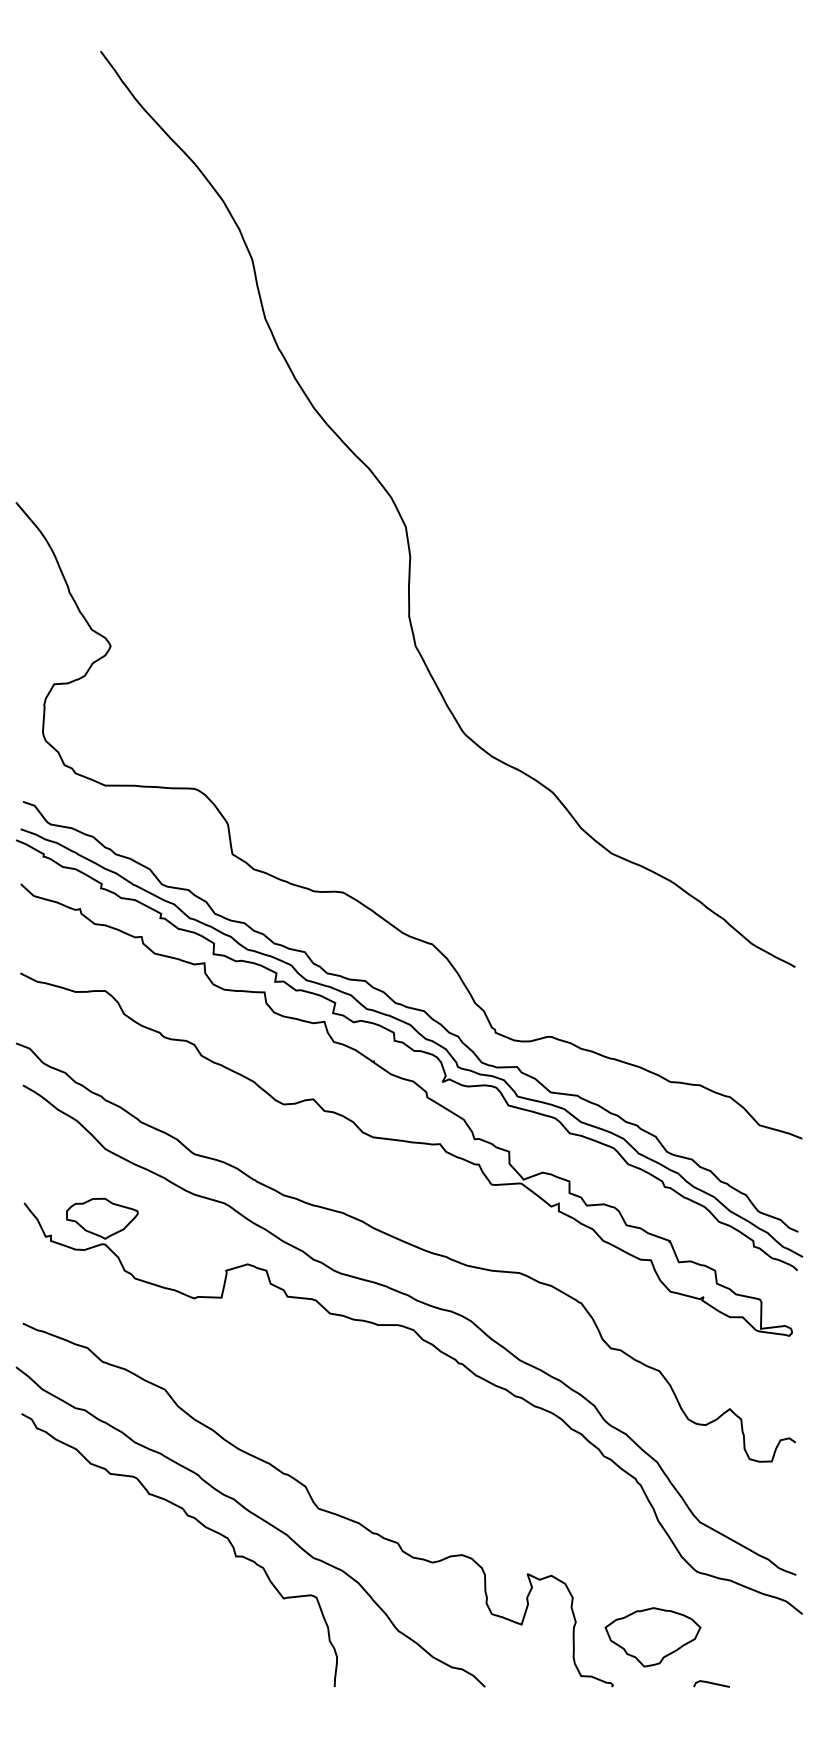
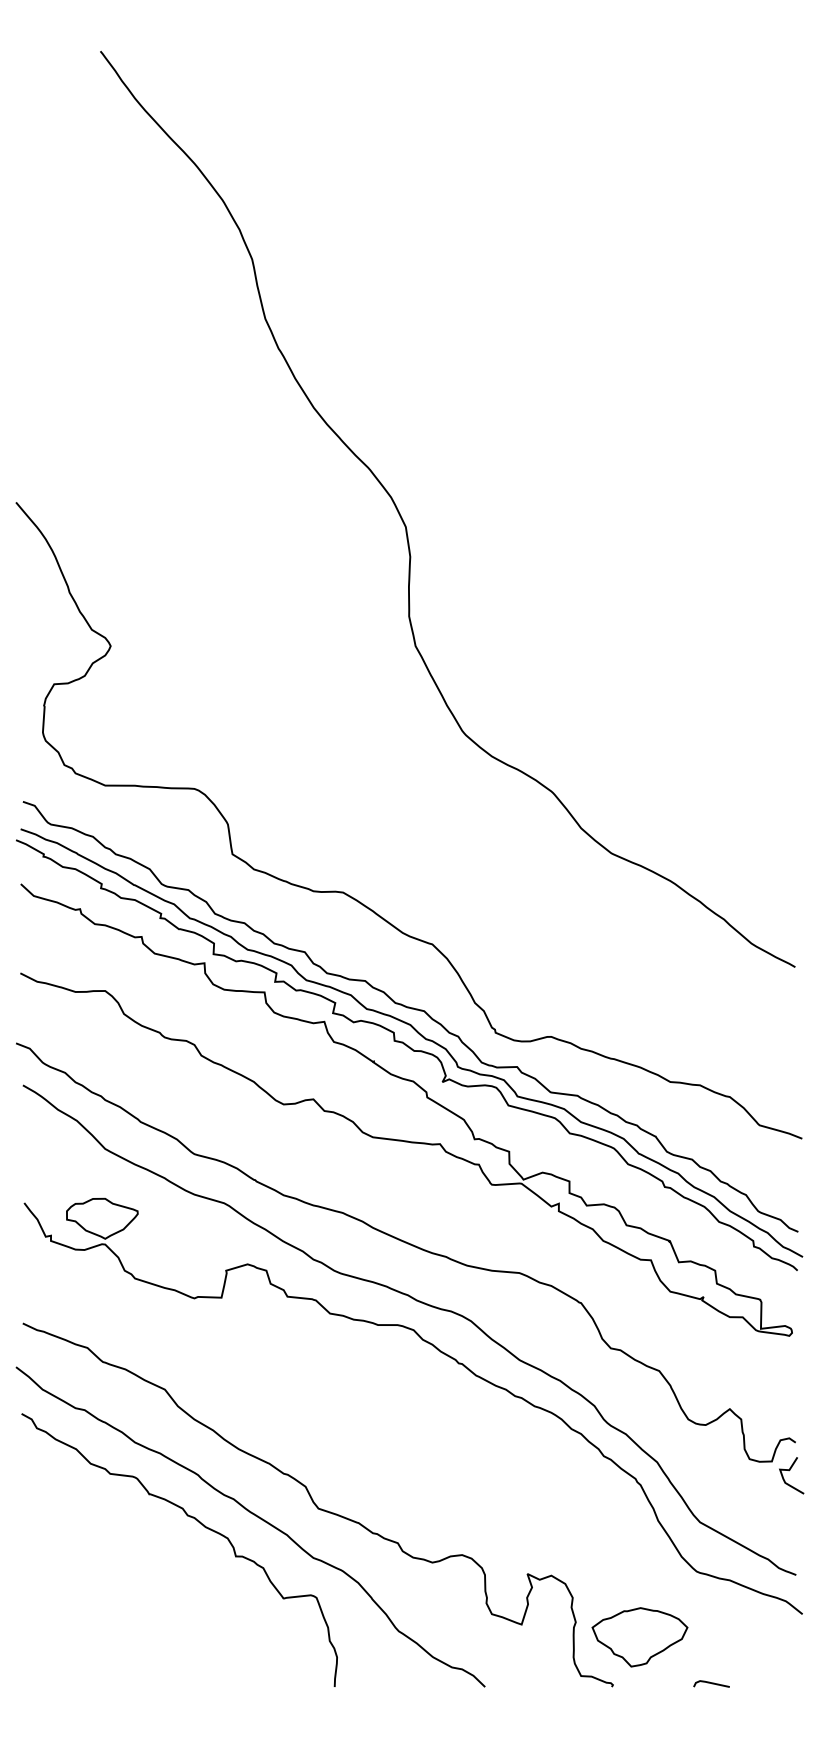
curve: none -> present (789, 1471)
part position: (652, 1637) -> (639, 1637) (639, 1637)
